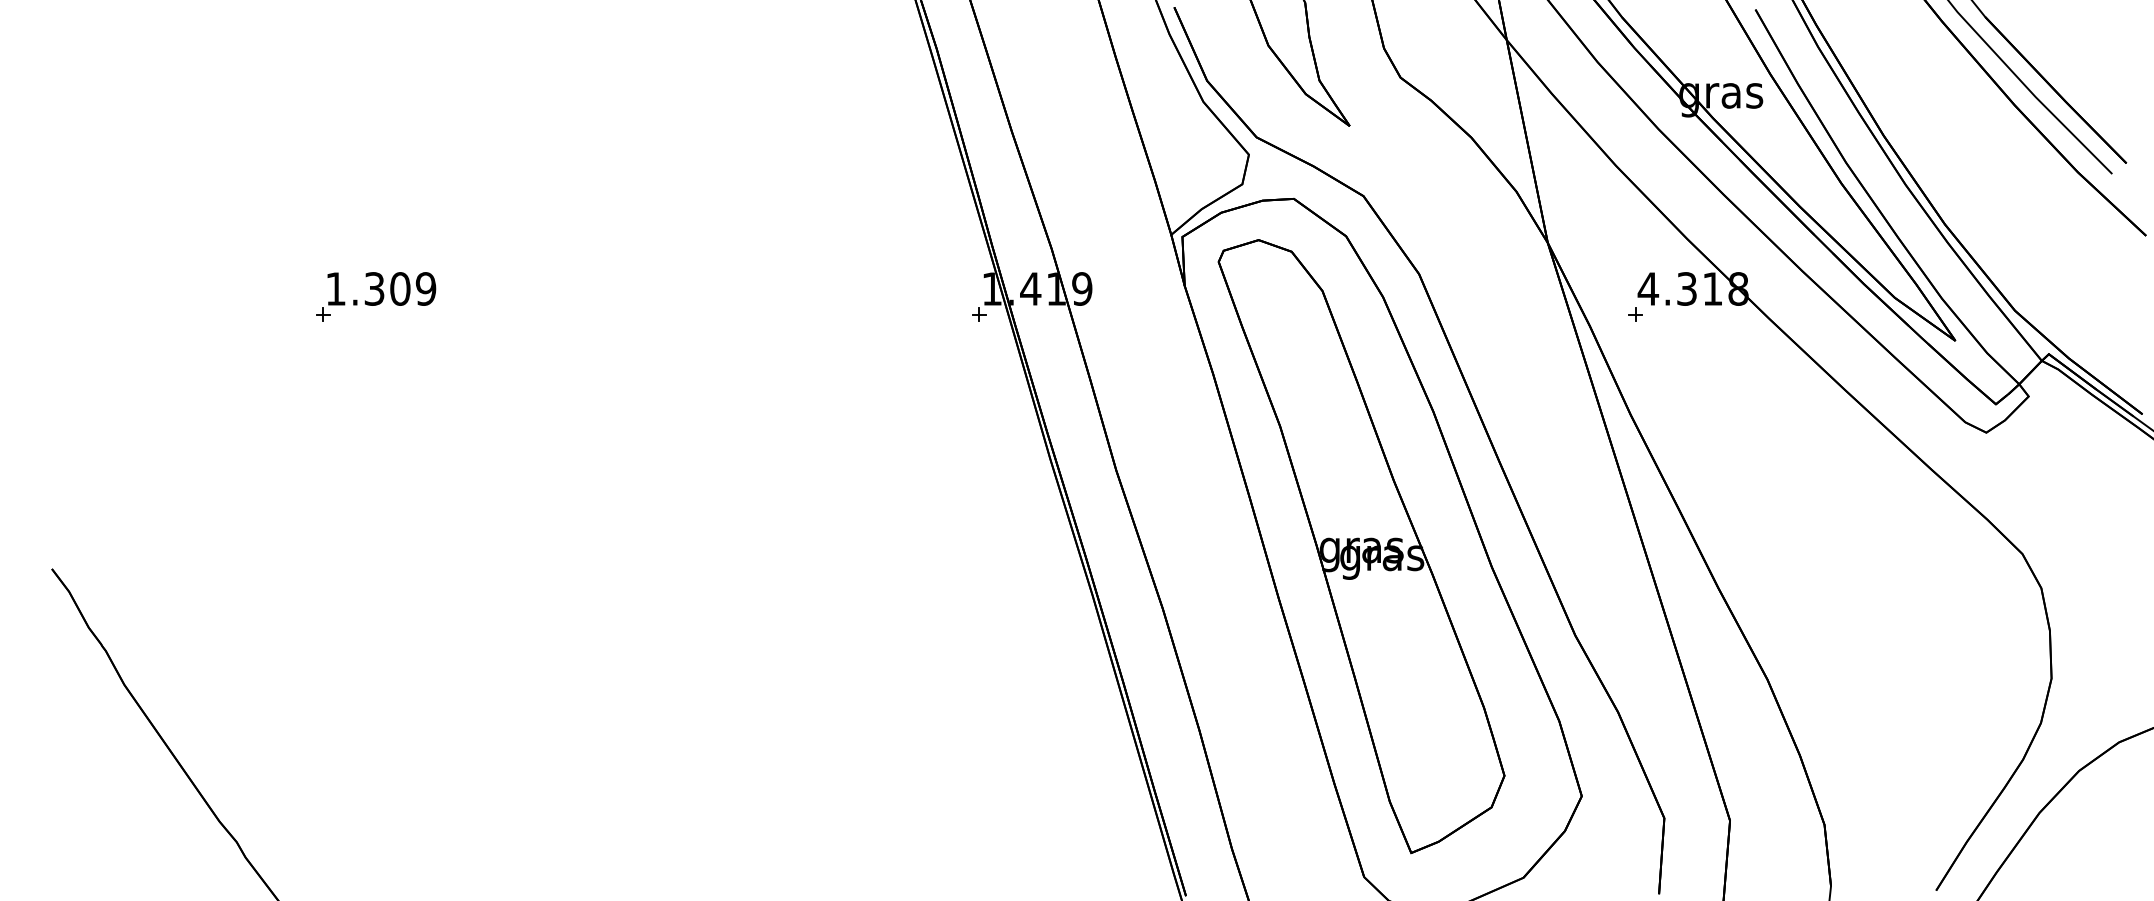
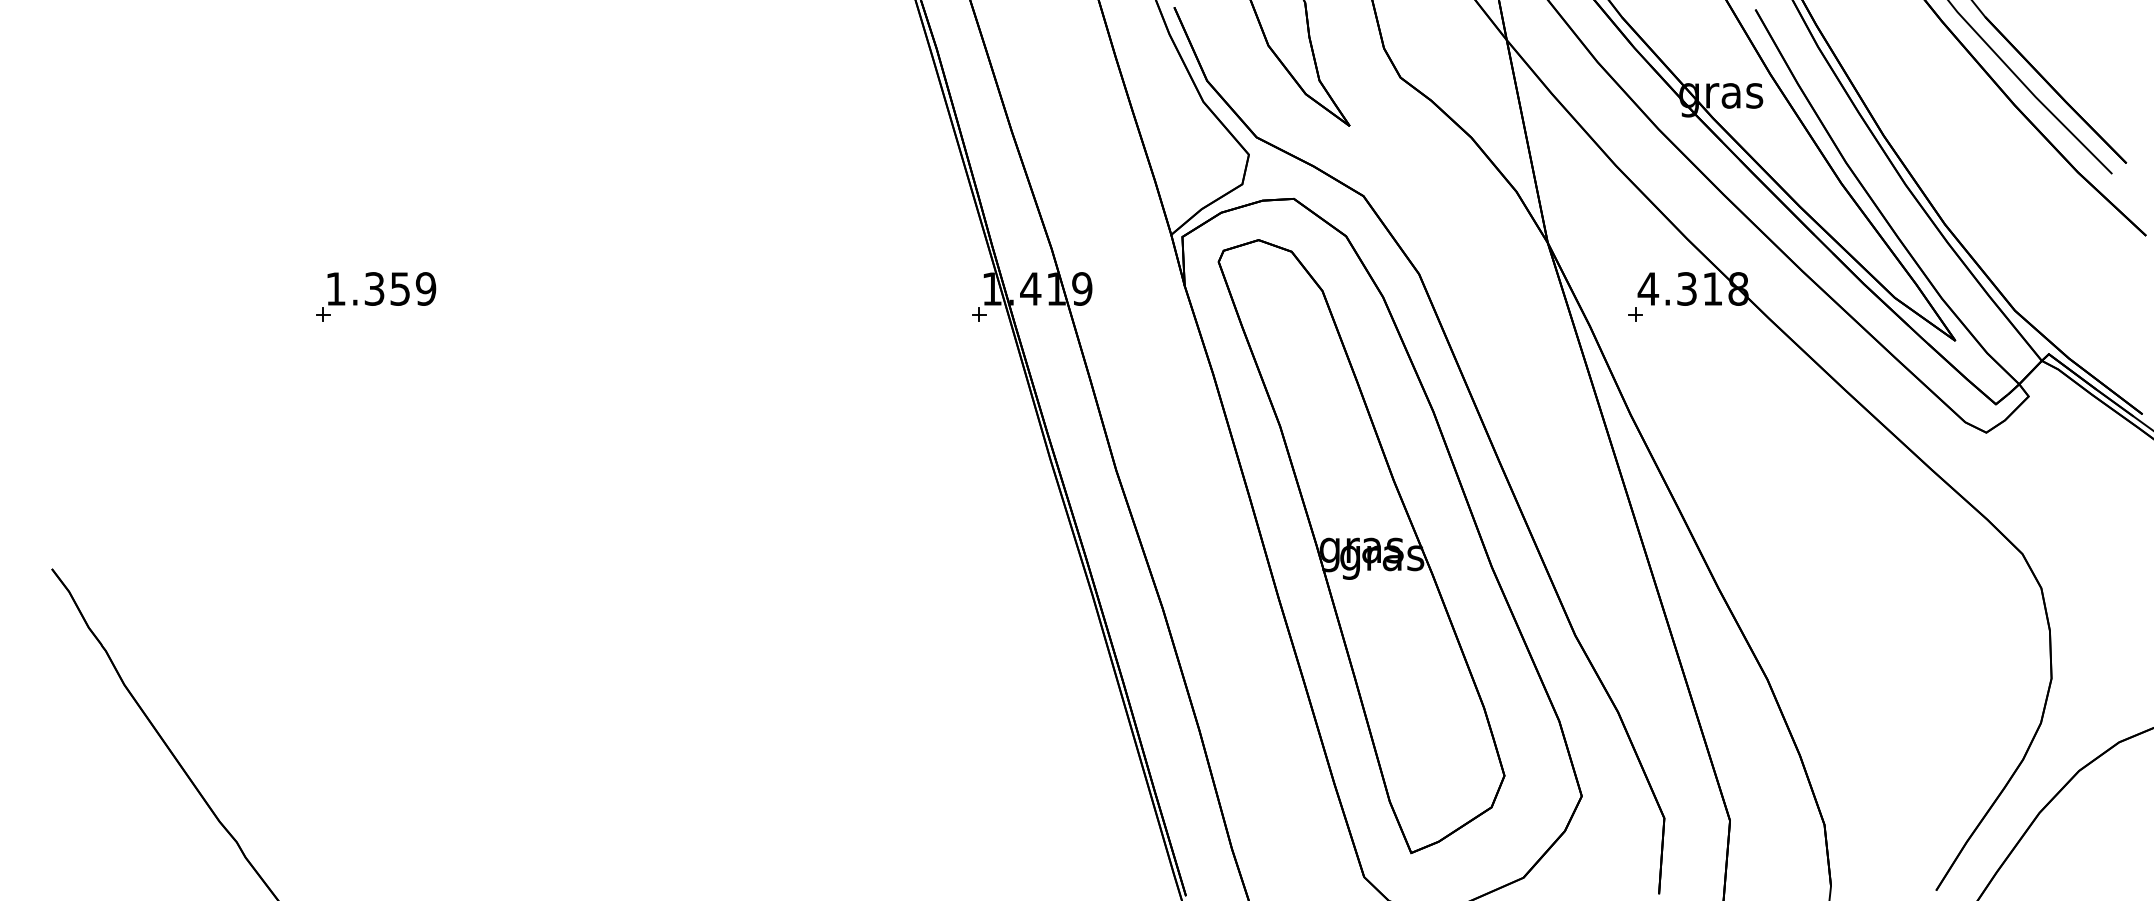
text: 1.309 -> 1.359 (400, 288)
